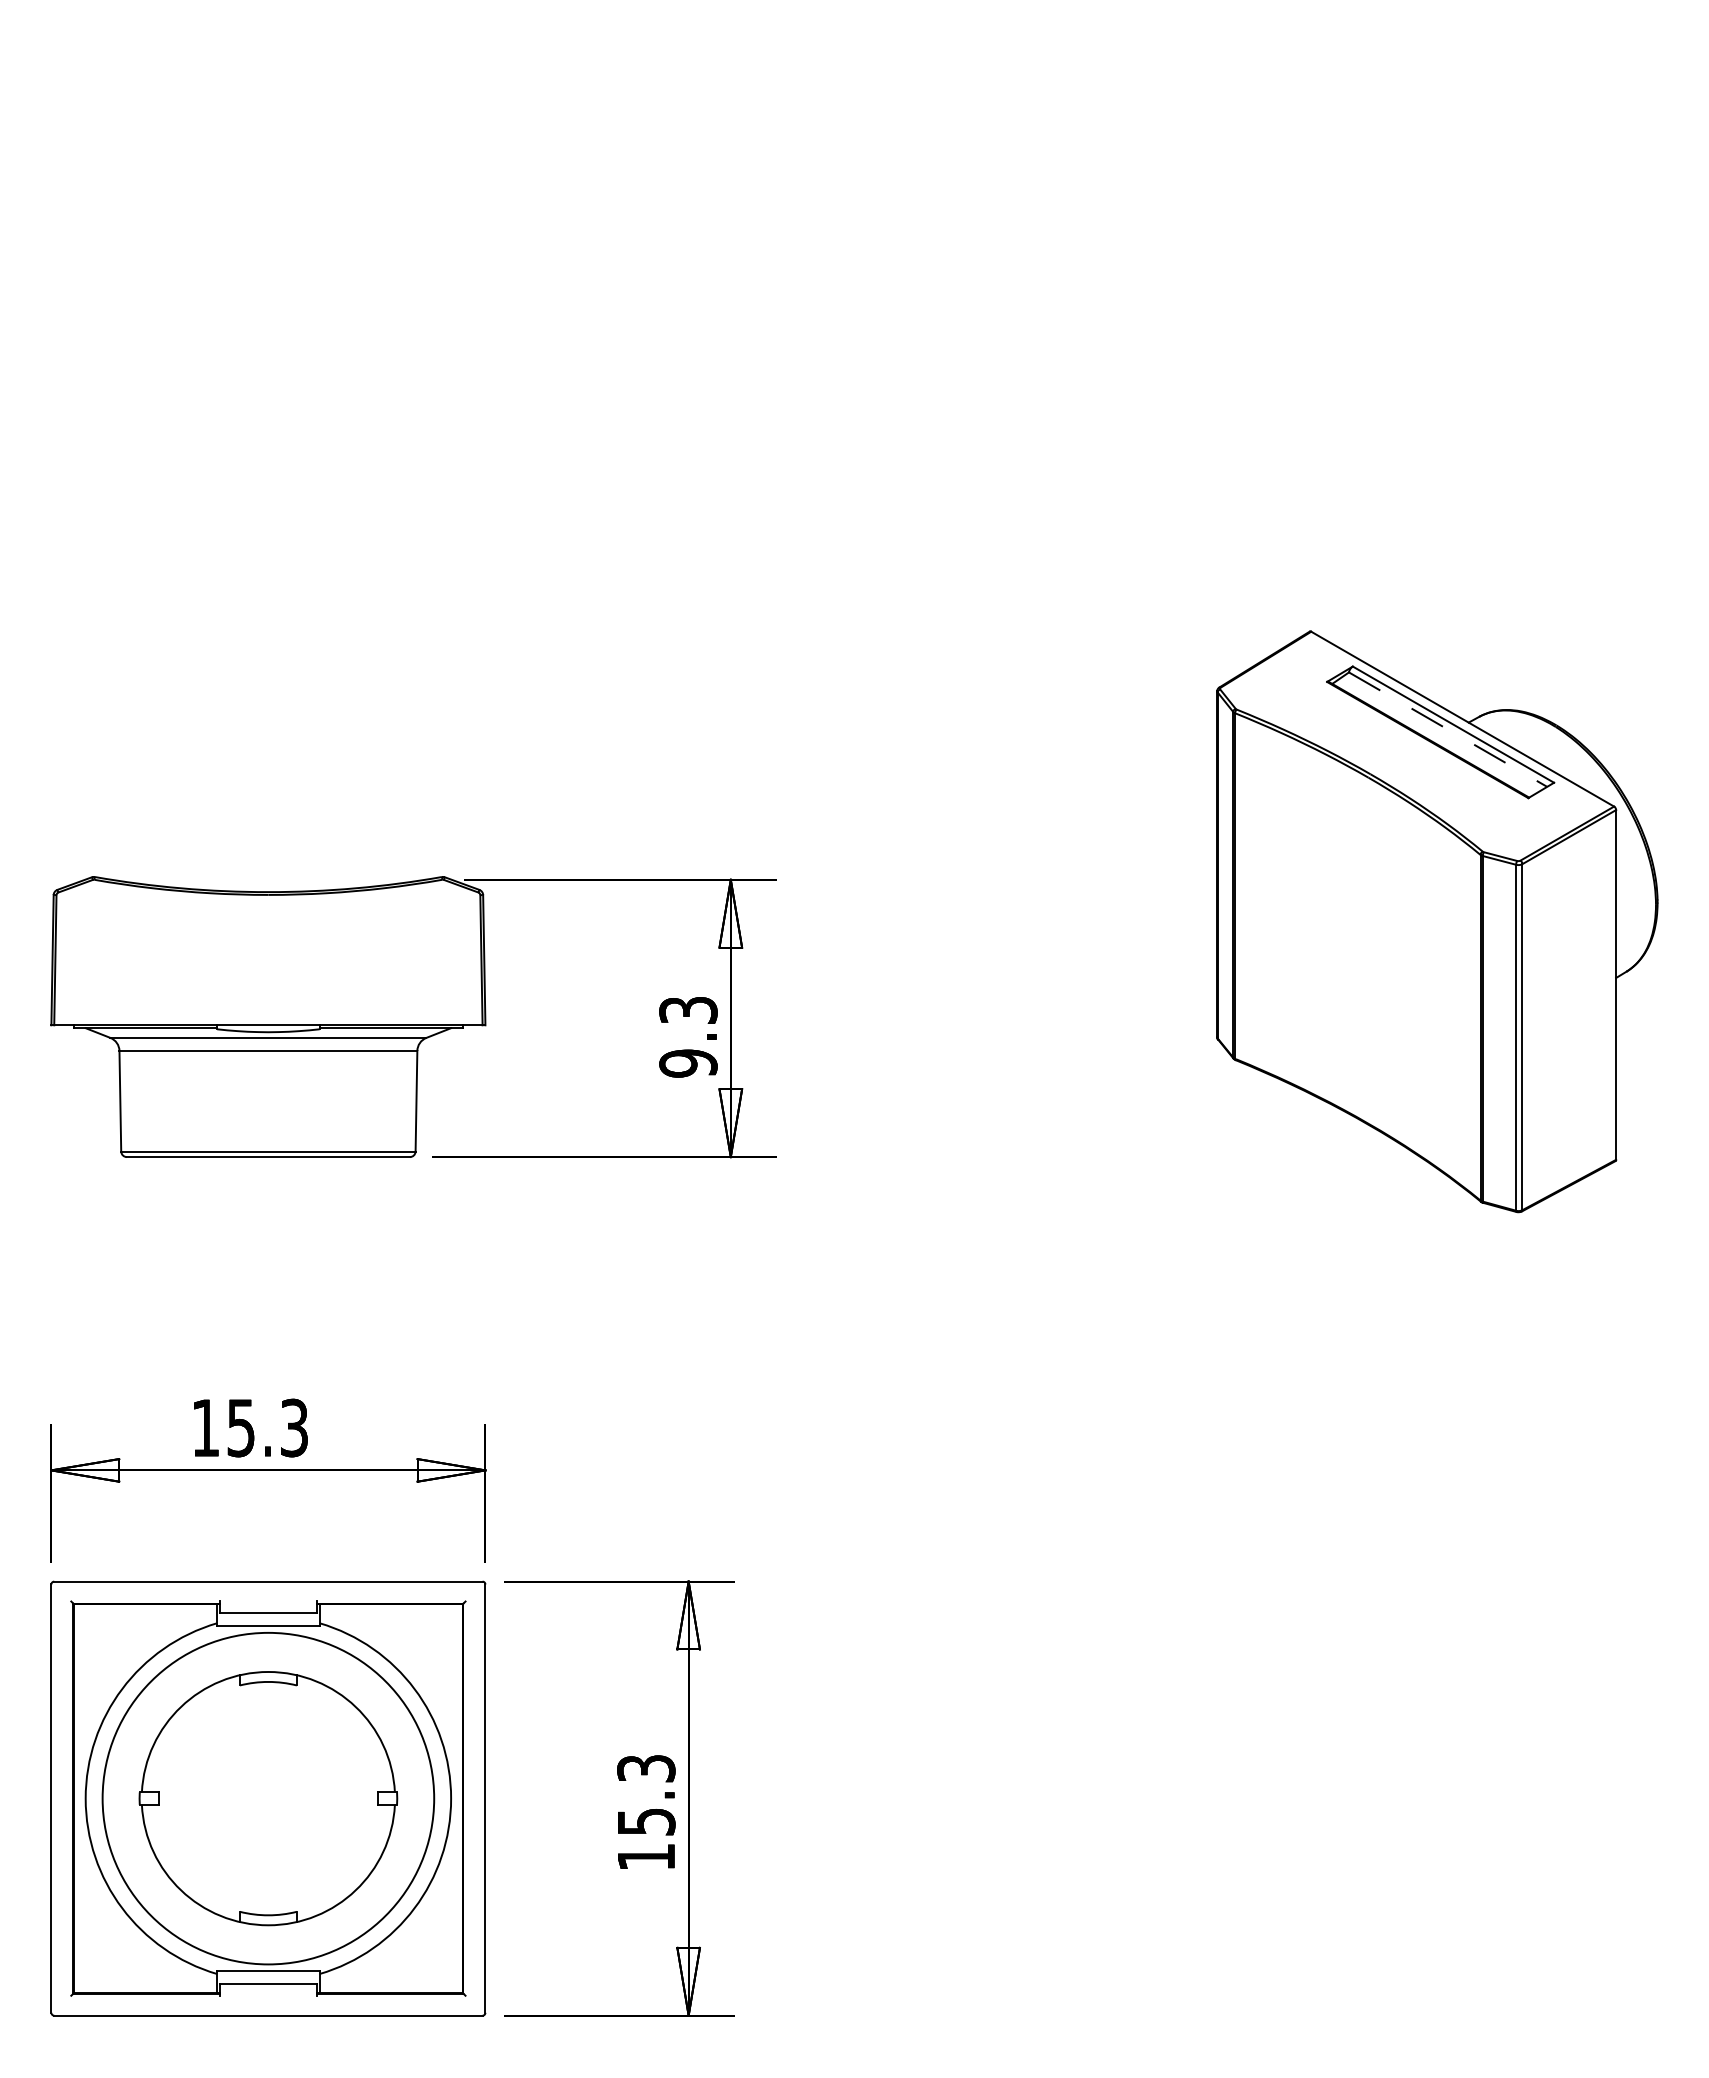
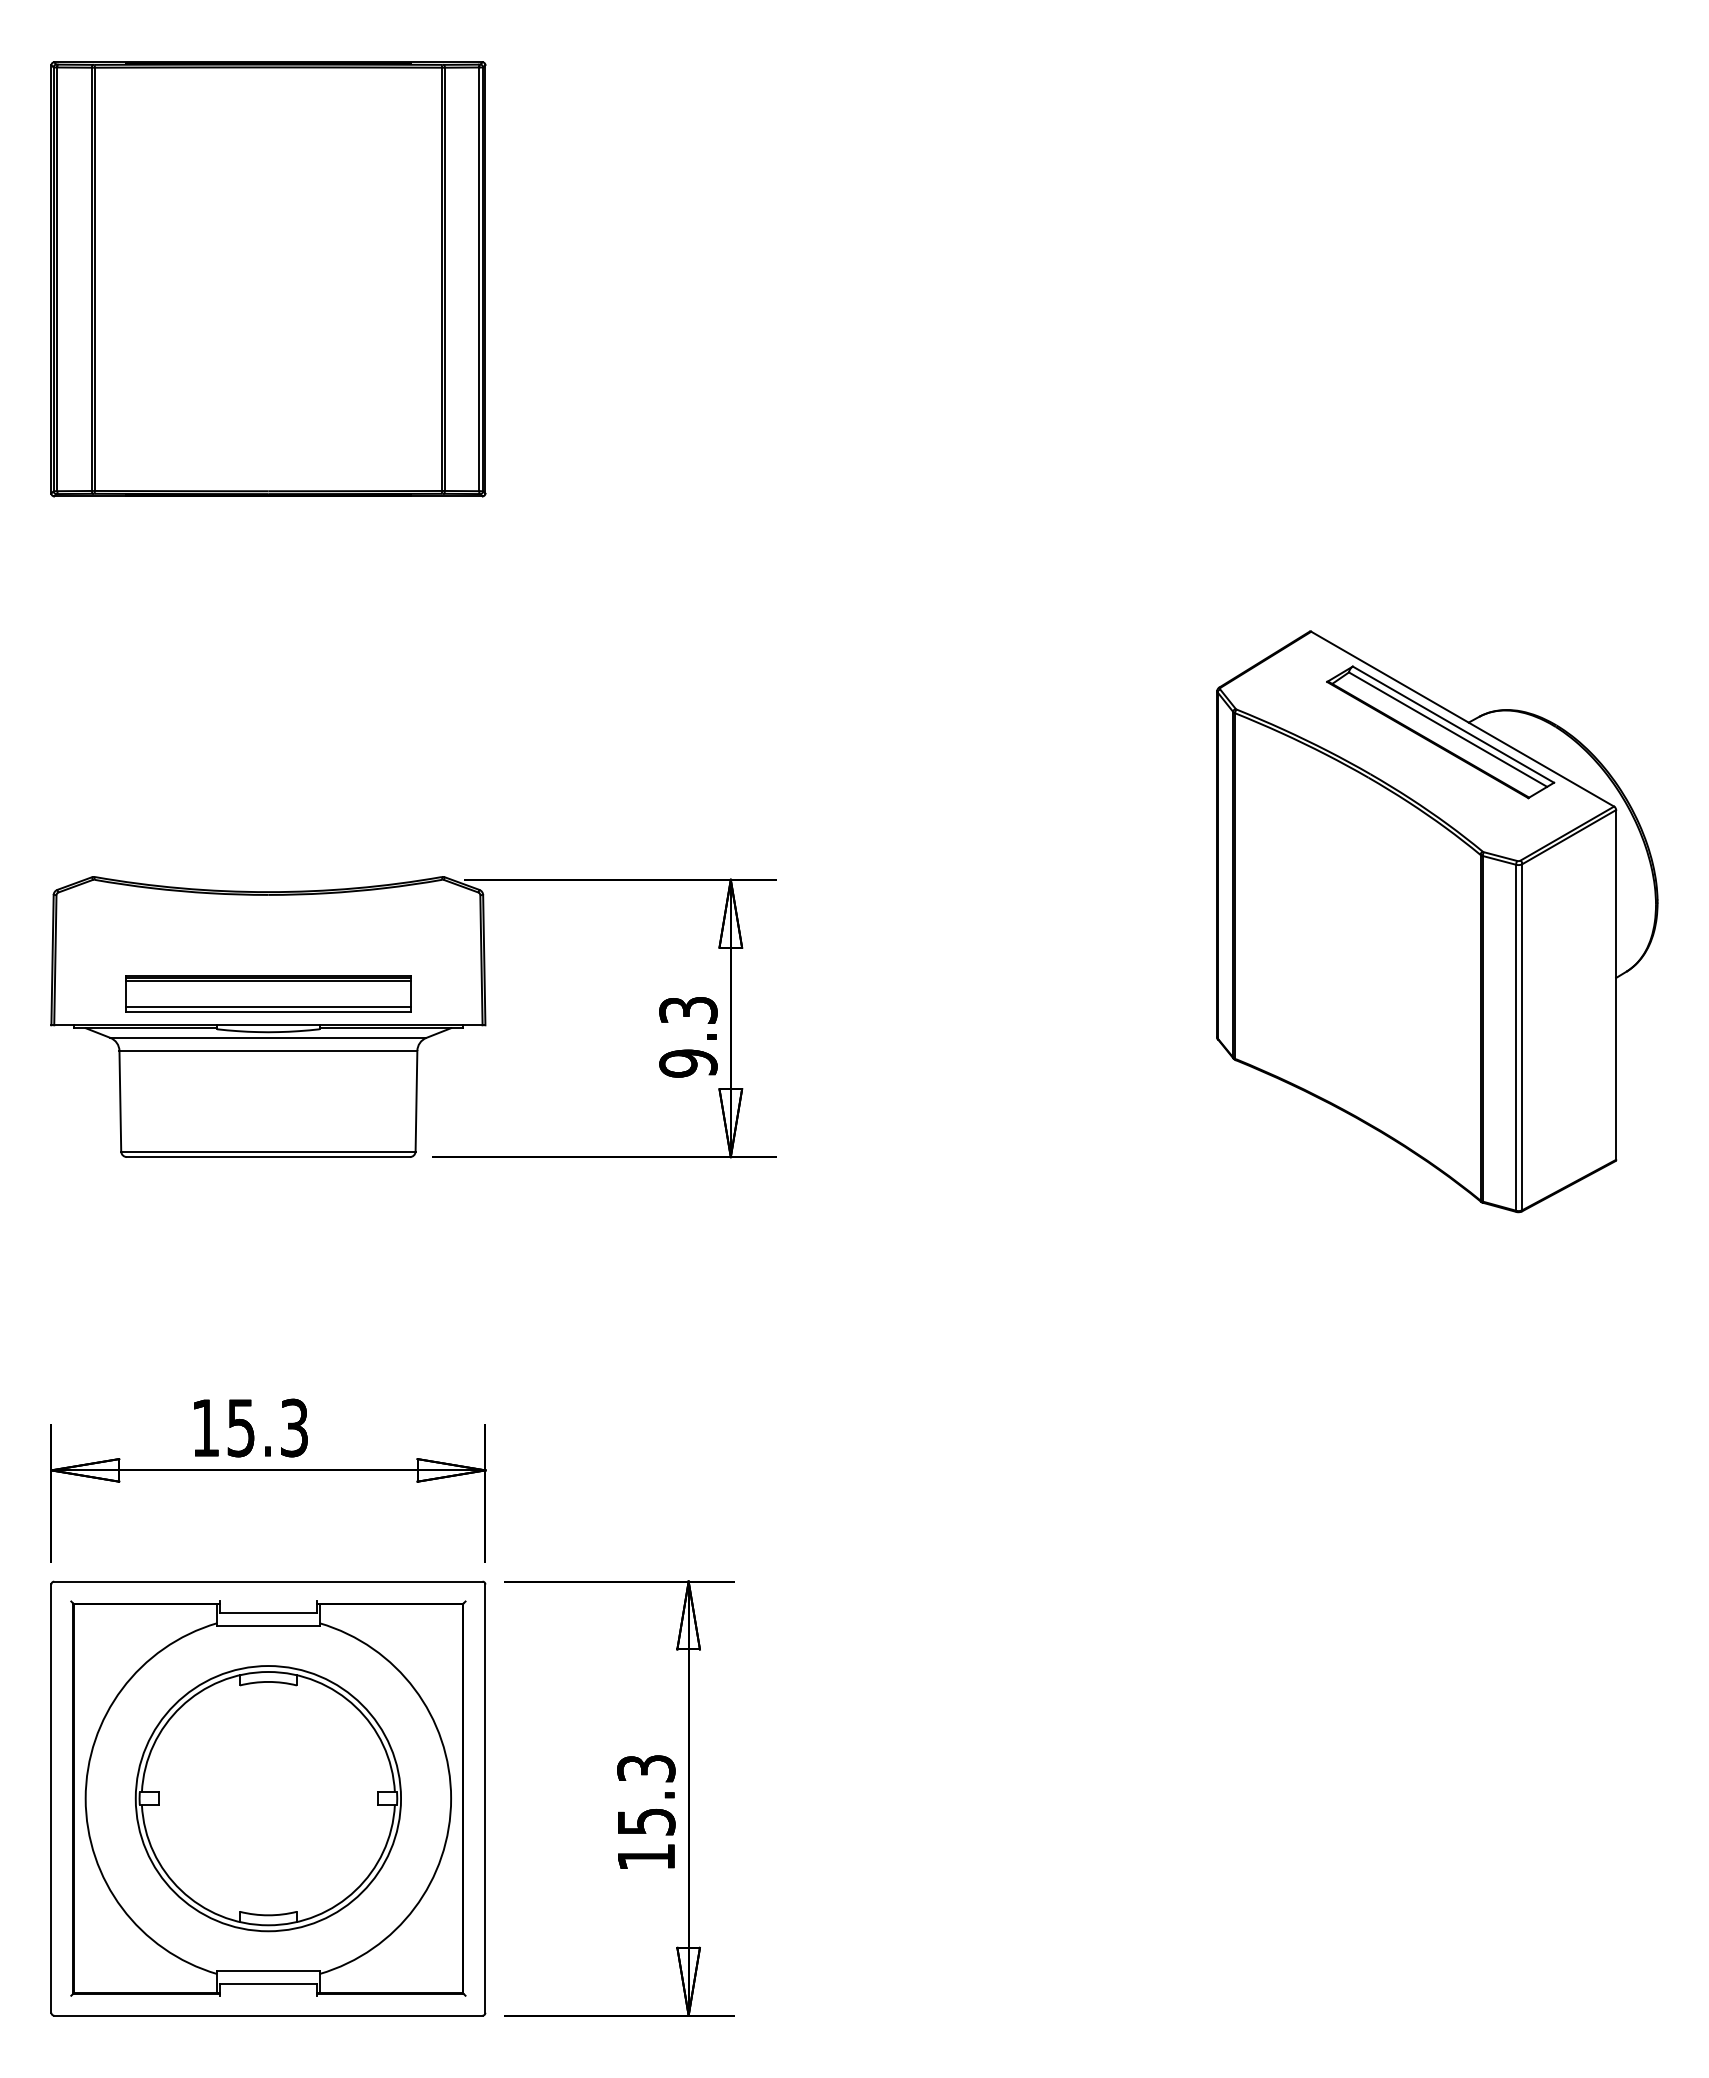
part: none -> present (268, 279)
line: dashed -> solid (1448, 729)
part: none -> present (268, 993)
circle diameter: 332 px -> 265 px (268, 1798)
